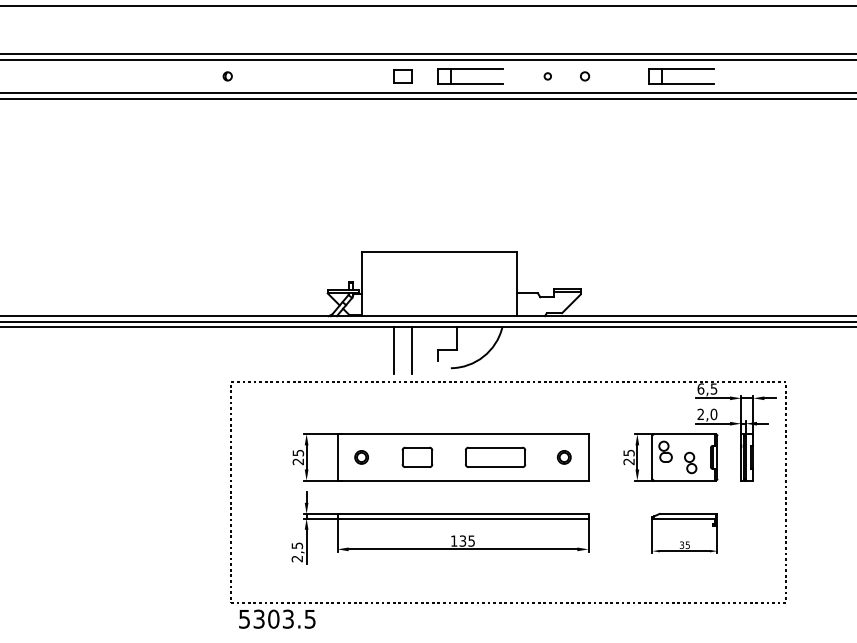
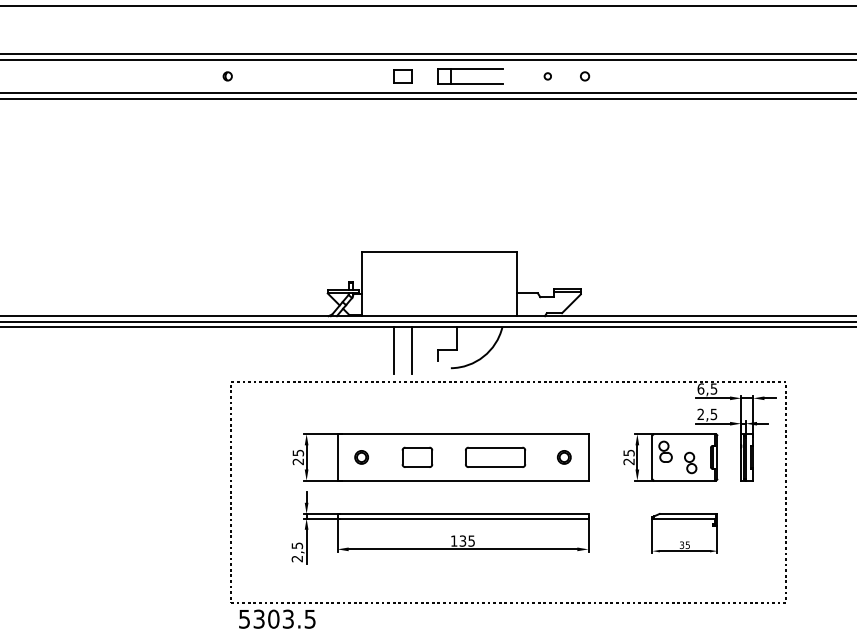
part: present -> none (681, 69)
text: 2,0 -> 2,5 (713, 414)
